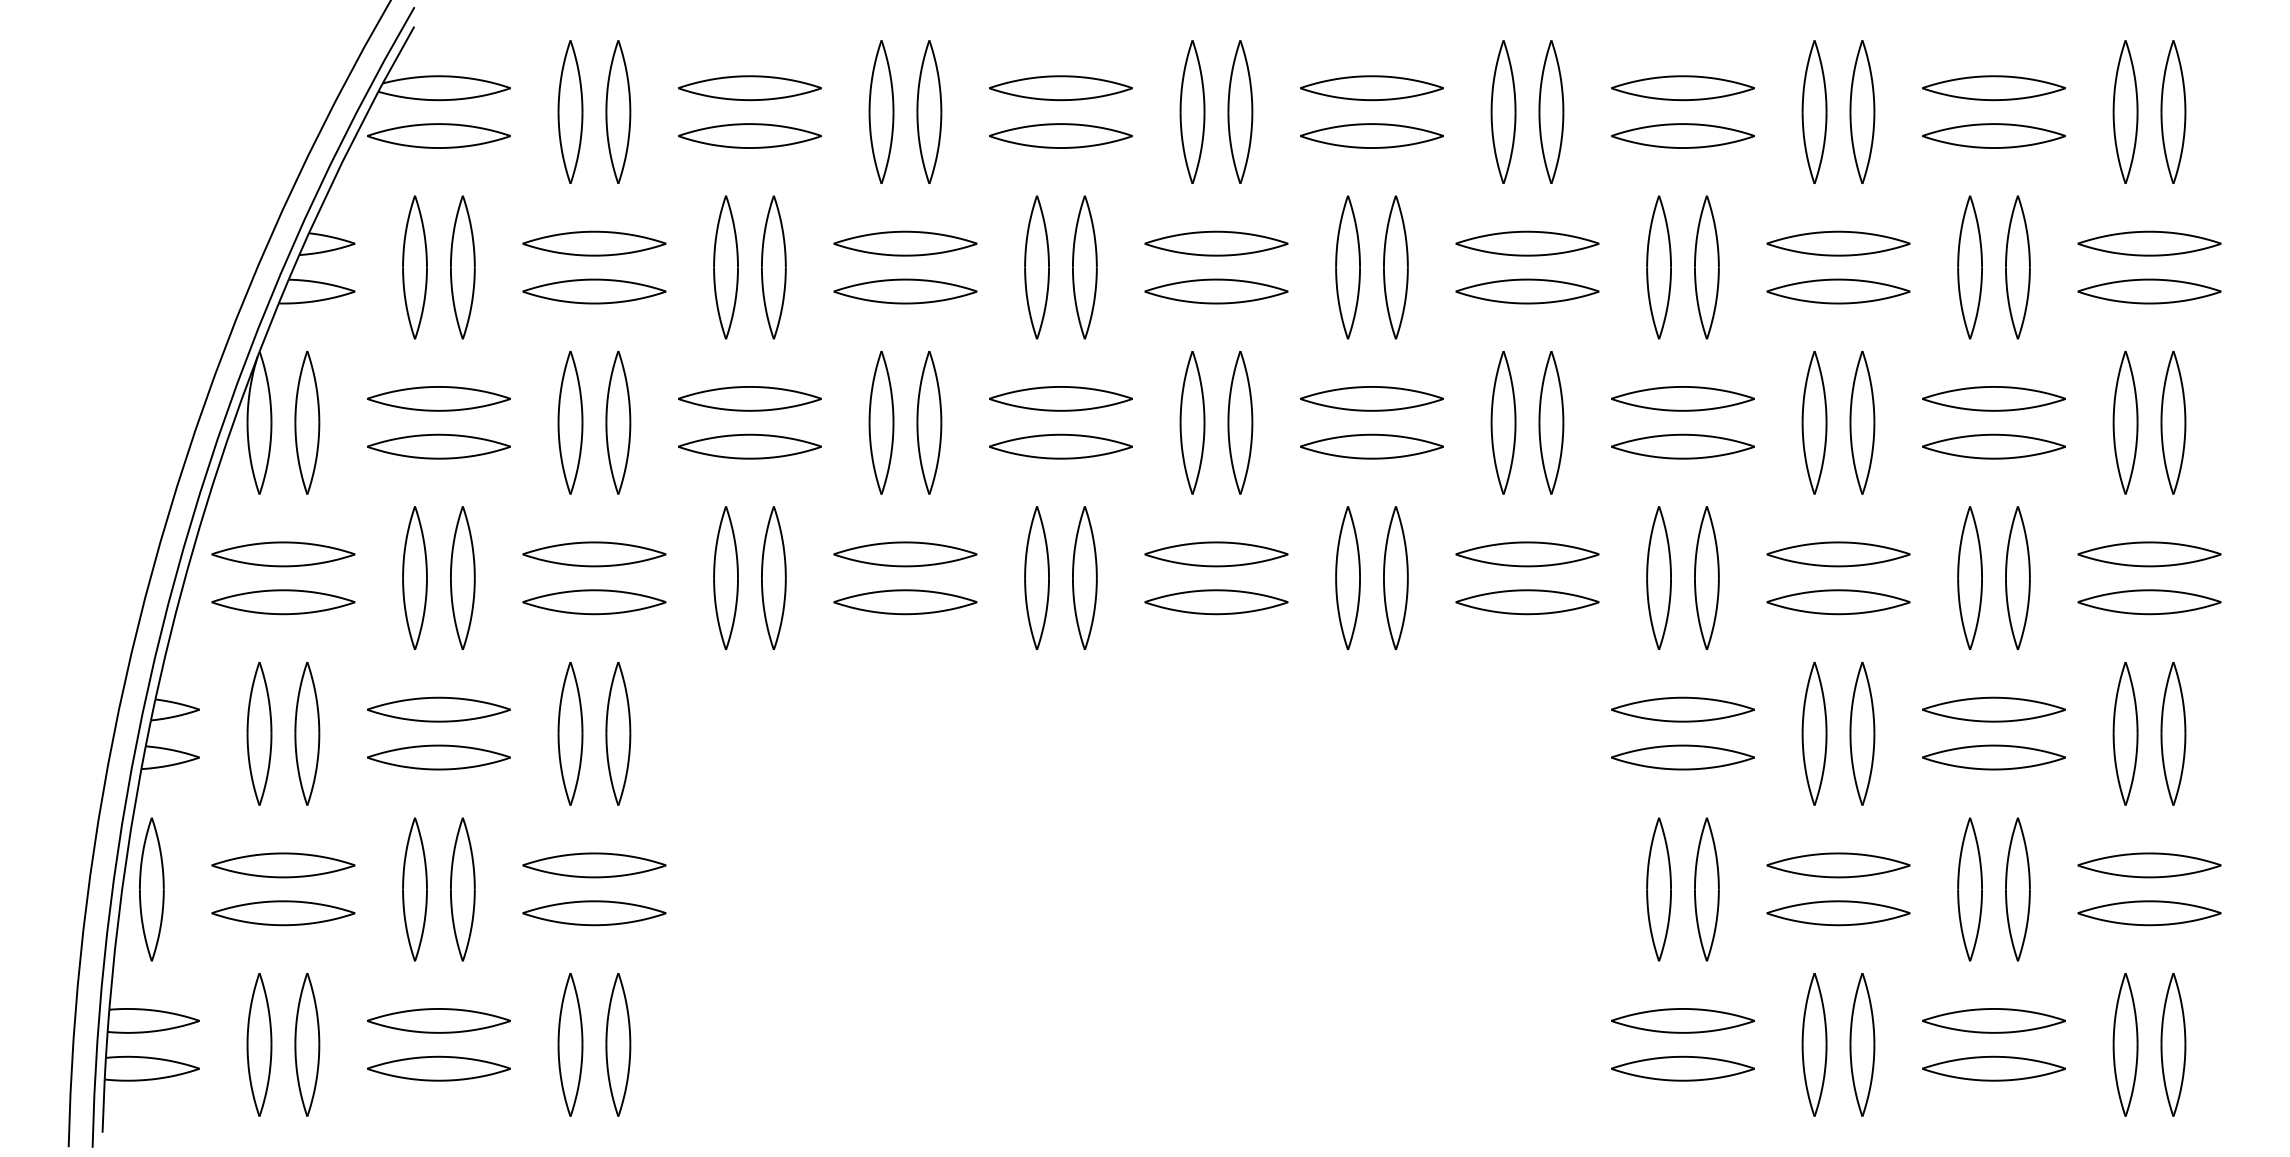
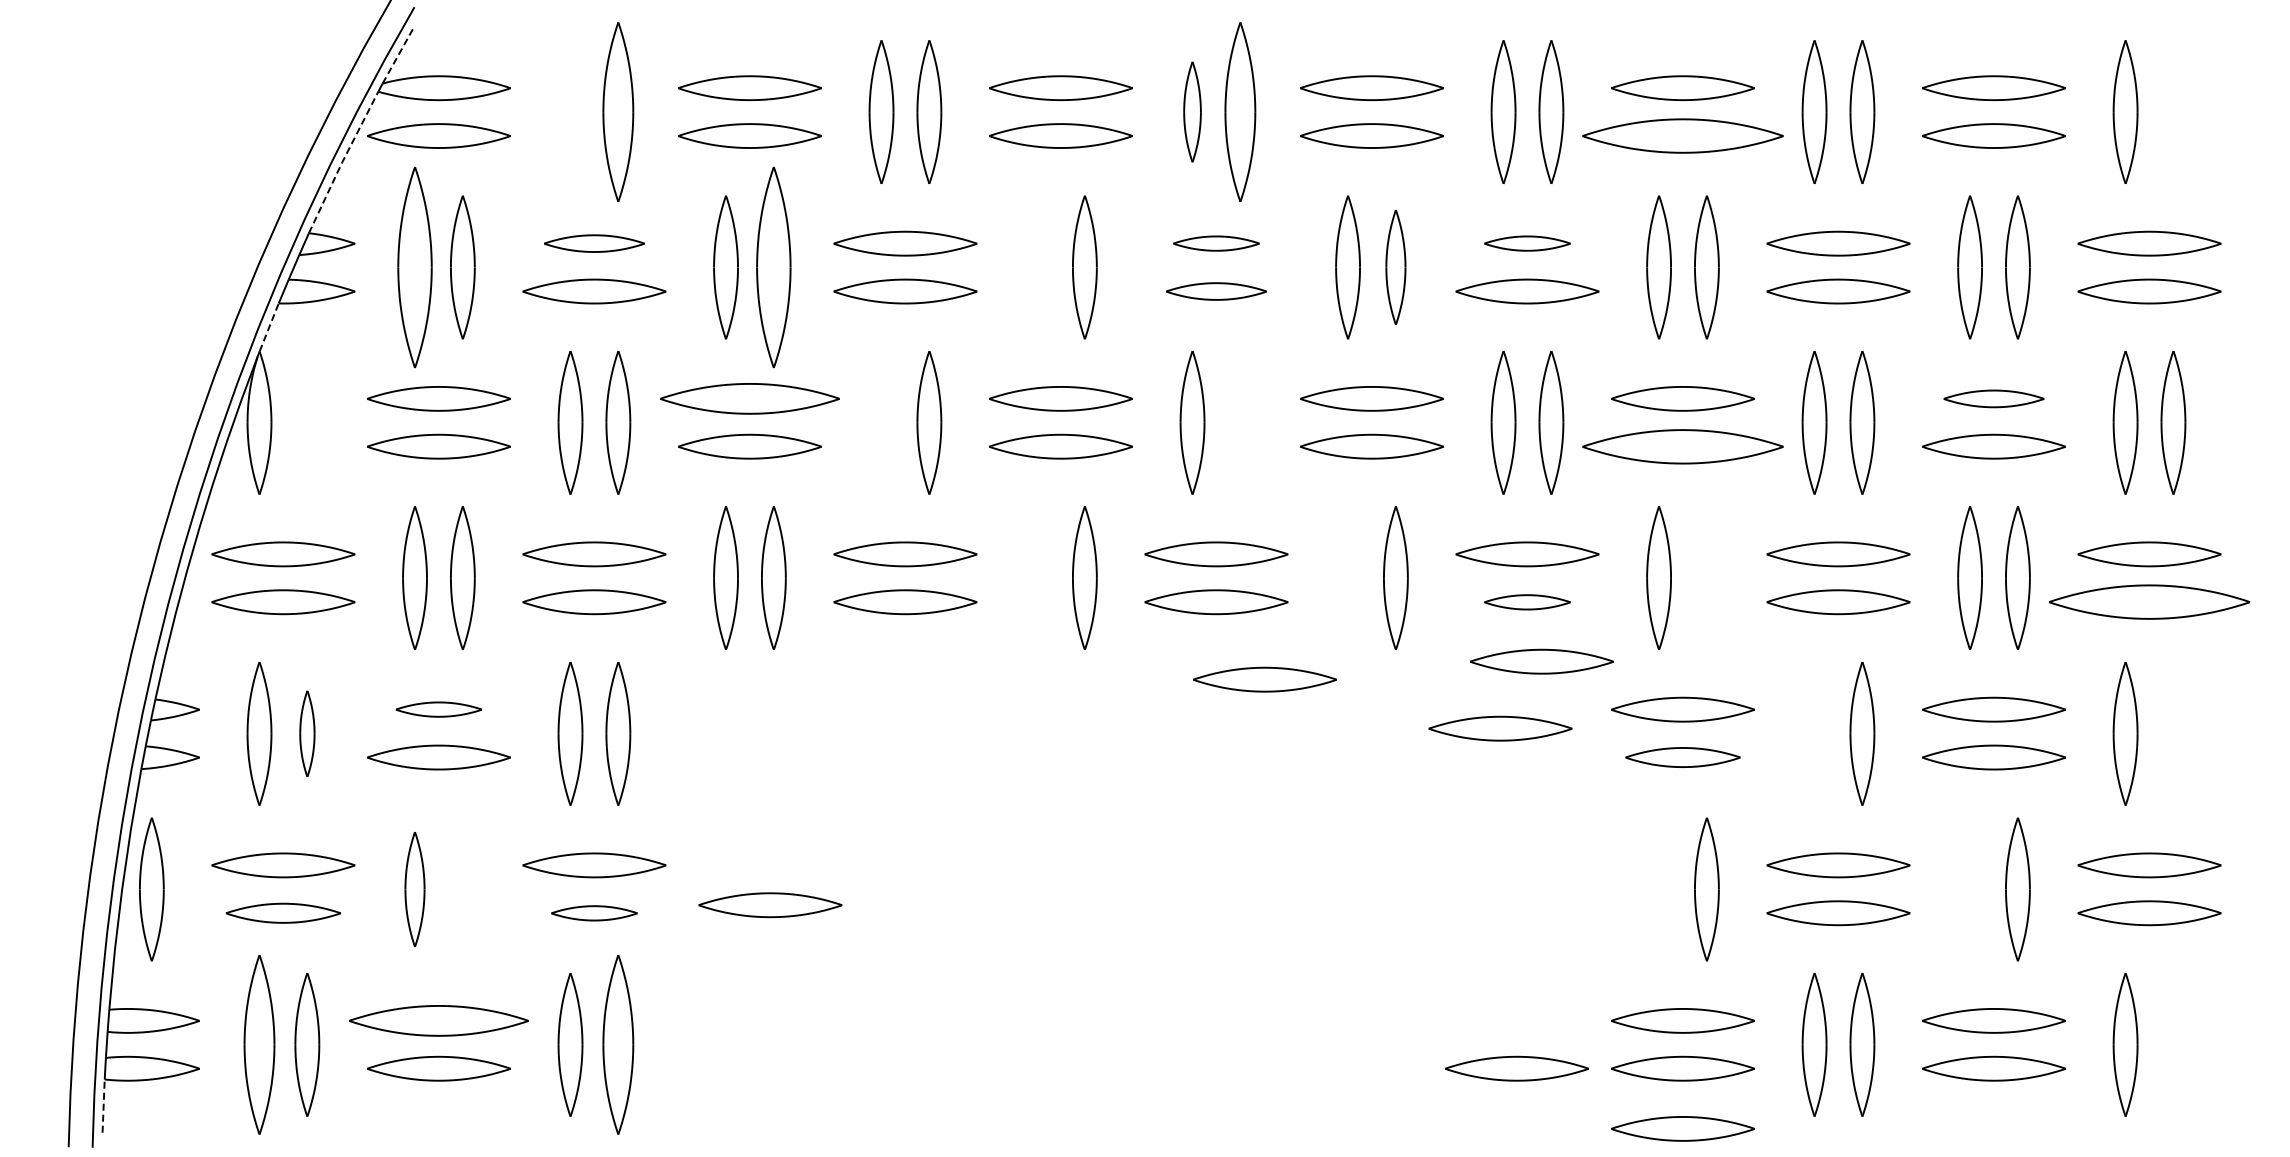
line: solid -> dashed (398, 55)
part: present -> none (570, 111)
part size: 27x144 px -> 33x180 px (618, 111)
part size: 27x144 px -> 19x102 px (1192, 111)
part size: 27x144 px -> 33x180 px (1240, 111)
part: present -> none (2173, 111)
part size: 144x26 px -> 202x36 px (1682, 135)
line: solid -> dashed (342, 162)
part size: 145x27 px -> 101x19 px (594, 243)
part size: 145x27 px -> 87x17 px (1216, 243)
part size: 145x27 px -> 87x17 px (1527, 243)
part size: 26x145 px -> 36x203 px (414, 267)
part size: 26x145 px -> 36x203 px (773, 267)
part: present -> none (1036, 267)
part size: 26x145 px -> 22x115 px (1395, 267)
part size: 145x27 px -> 101x19 px (1216, 291)
line: solid -> dashed (269, 327)
part size: 144x26 px -> 180x32 px (749, 398)
part size: 144x26 px -> 102x20 px (1993, 398)
part: present -> none (307, 422)
part: present -> none (881, 422)
part: present -> none (1240, 422)
part size: 144x27 px -> 202x36 px (1682, 446)
part: present -> none (1036, 577)
part: present -> none (1347, 577)
part: present -> none (1706, 577)
part size: 145x27 px -> 87x17 px (1527, 602)
part size: 145x27 px -> 202x36 px (2149, 601)
part: none -> present (1541, 661)
part: none -> present (1264, 679)
part size: 144x27 px -> 88x17 px (438, 709)
part: none -> present (1500, 728)
part size: 27x144 px -> 17x87 px (307, 733)
part: present -> none (1814, 733)
part: present -> none (2173, 733)
part size: 144x27 px -> 116x21 px (1682, 757)
part size: 26x145 px -> 22x115 px (414, 889)
part: present -> none (462, 889)
part: present -> none (1658, 889)
part: present -> none (1969, 889)
part: none -> present (770, 905)
part size: 145x27 px -> 115x22 px (283, 912)
part size: 145x27 px -> 87x17 px (594, 913)
part size: 144x26 px -> 180x32 px (438, 1020)
part size: 27x144 px -> 33x180 px (259, 1044)
part size: 27x144 px -> 33x180 px (618, 1044)
part: present -> none (2173, 1044)
part: none -> present (1516, 1068)
line: solid -> dashed (103, 1106)
part: none -> present (1682, 1128)
